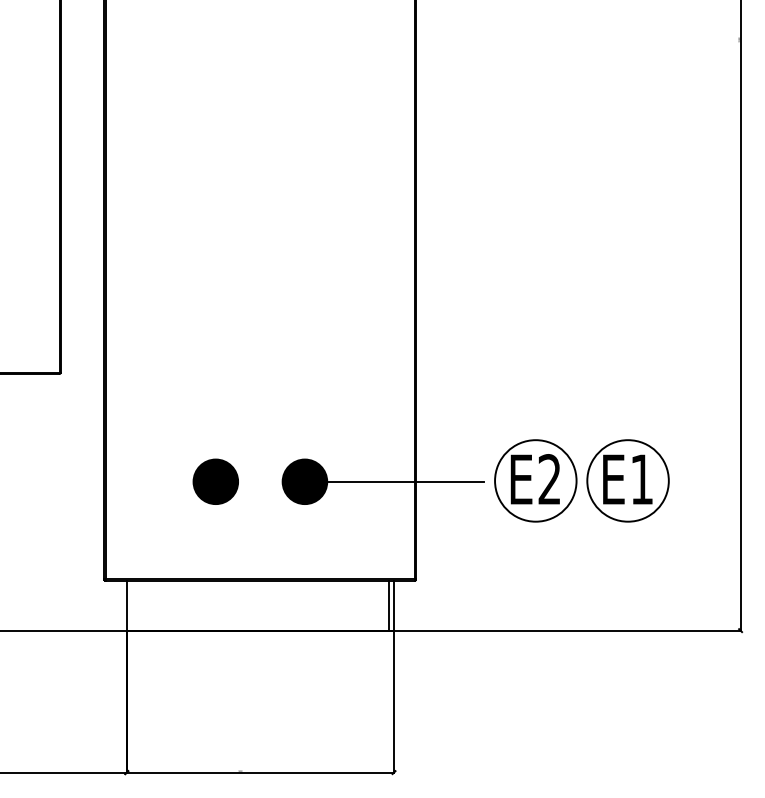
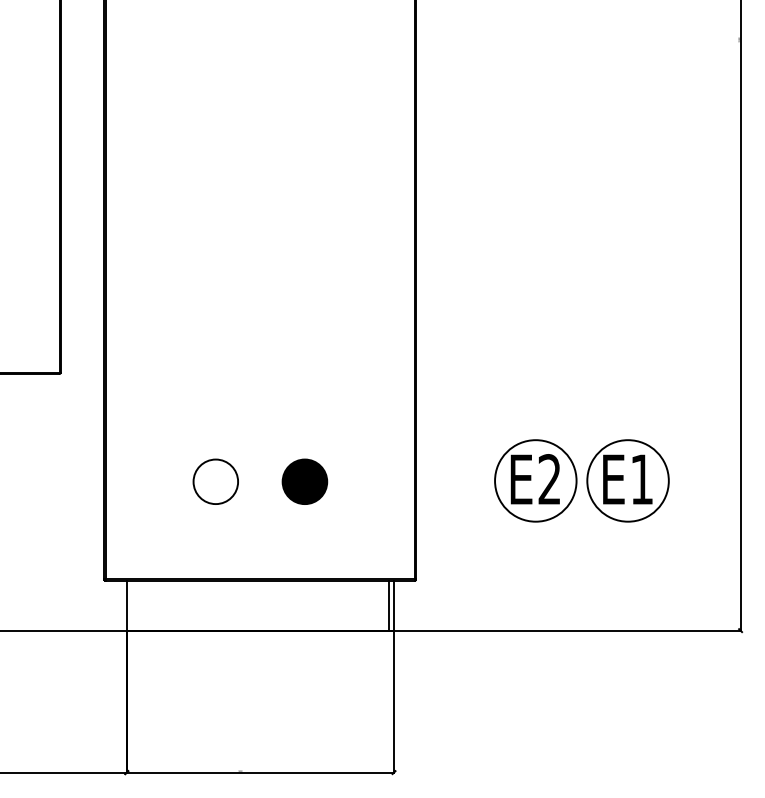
fill: present -> none (215, 481)
line: present -> none (405, 481)
